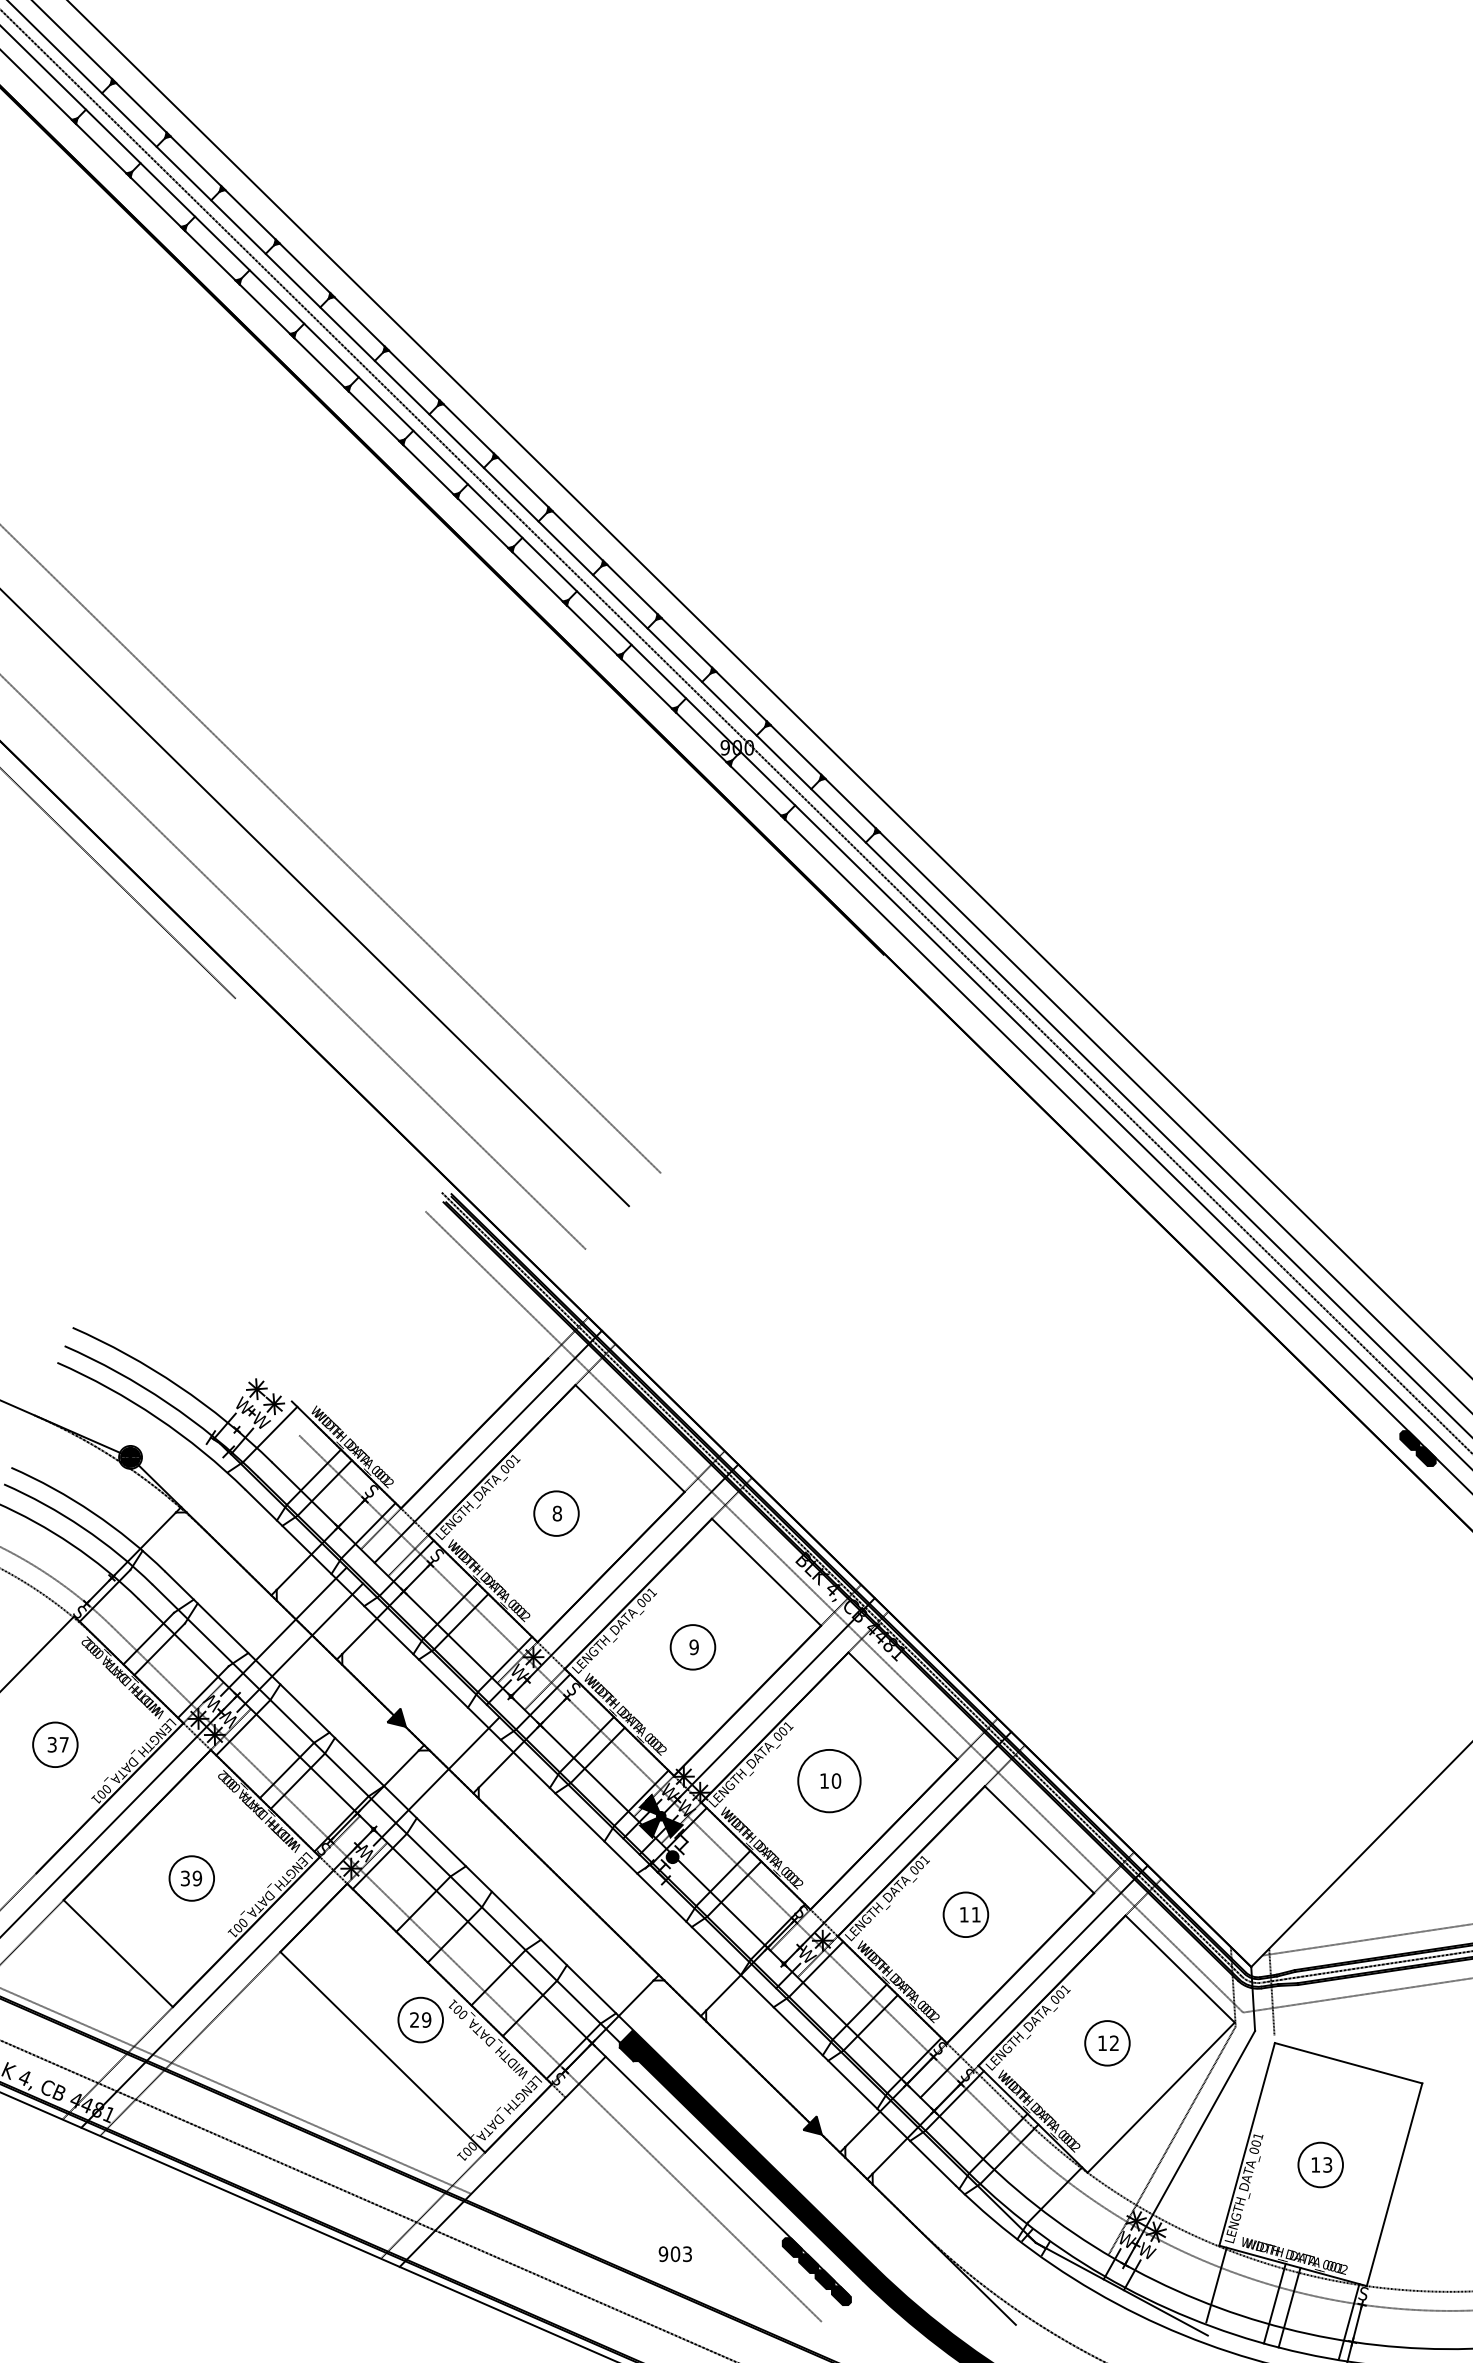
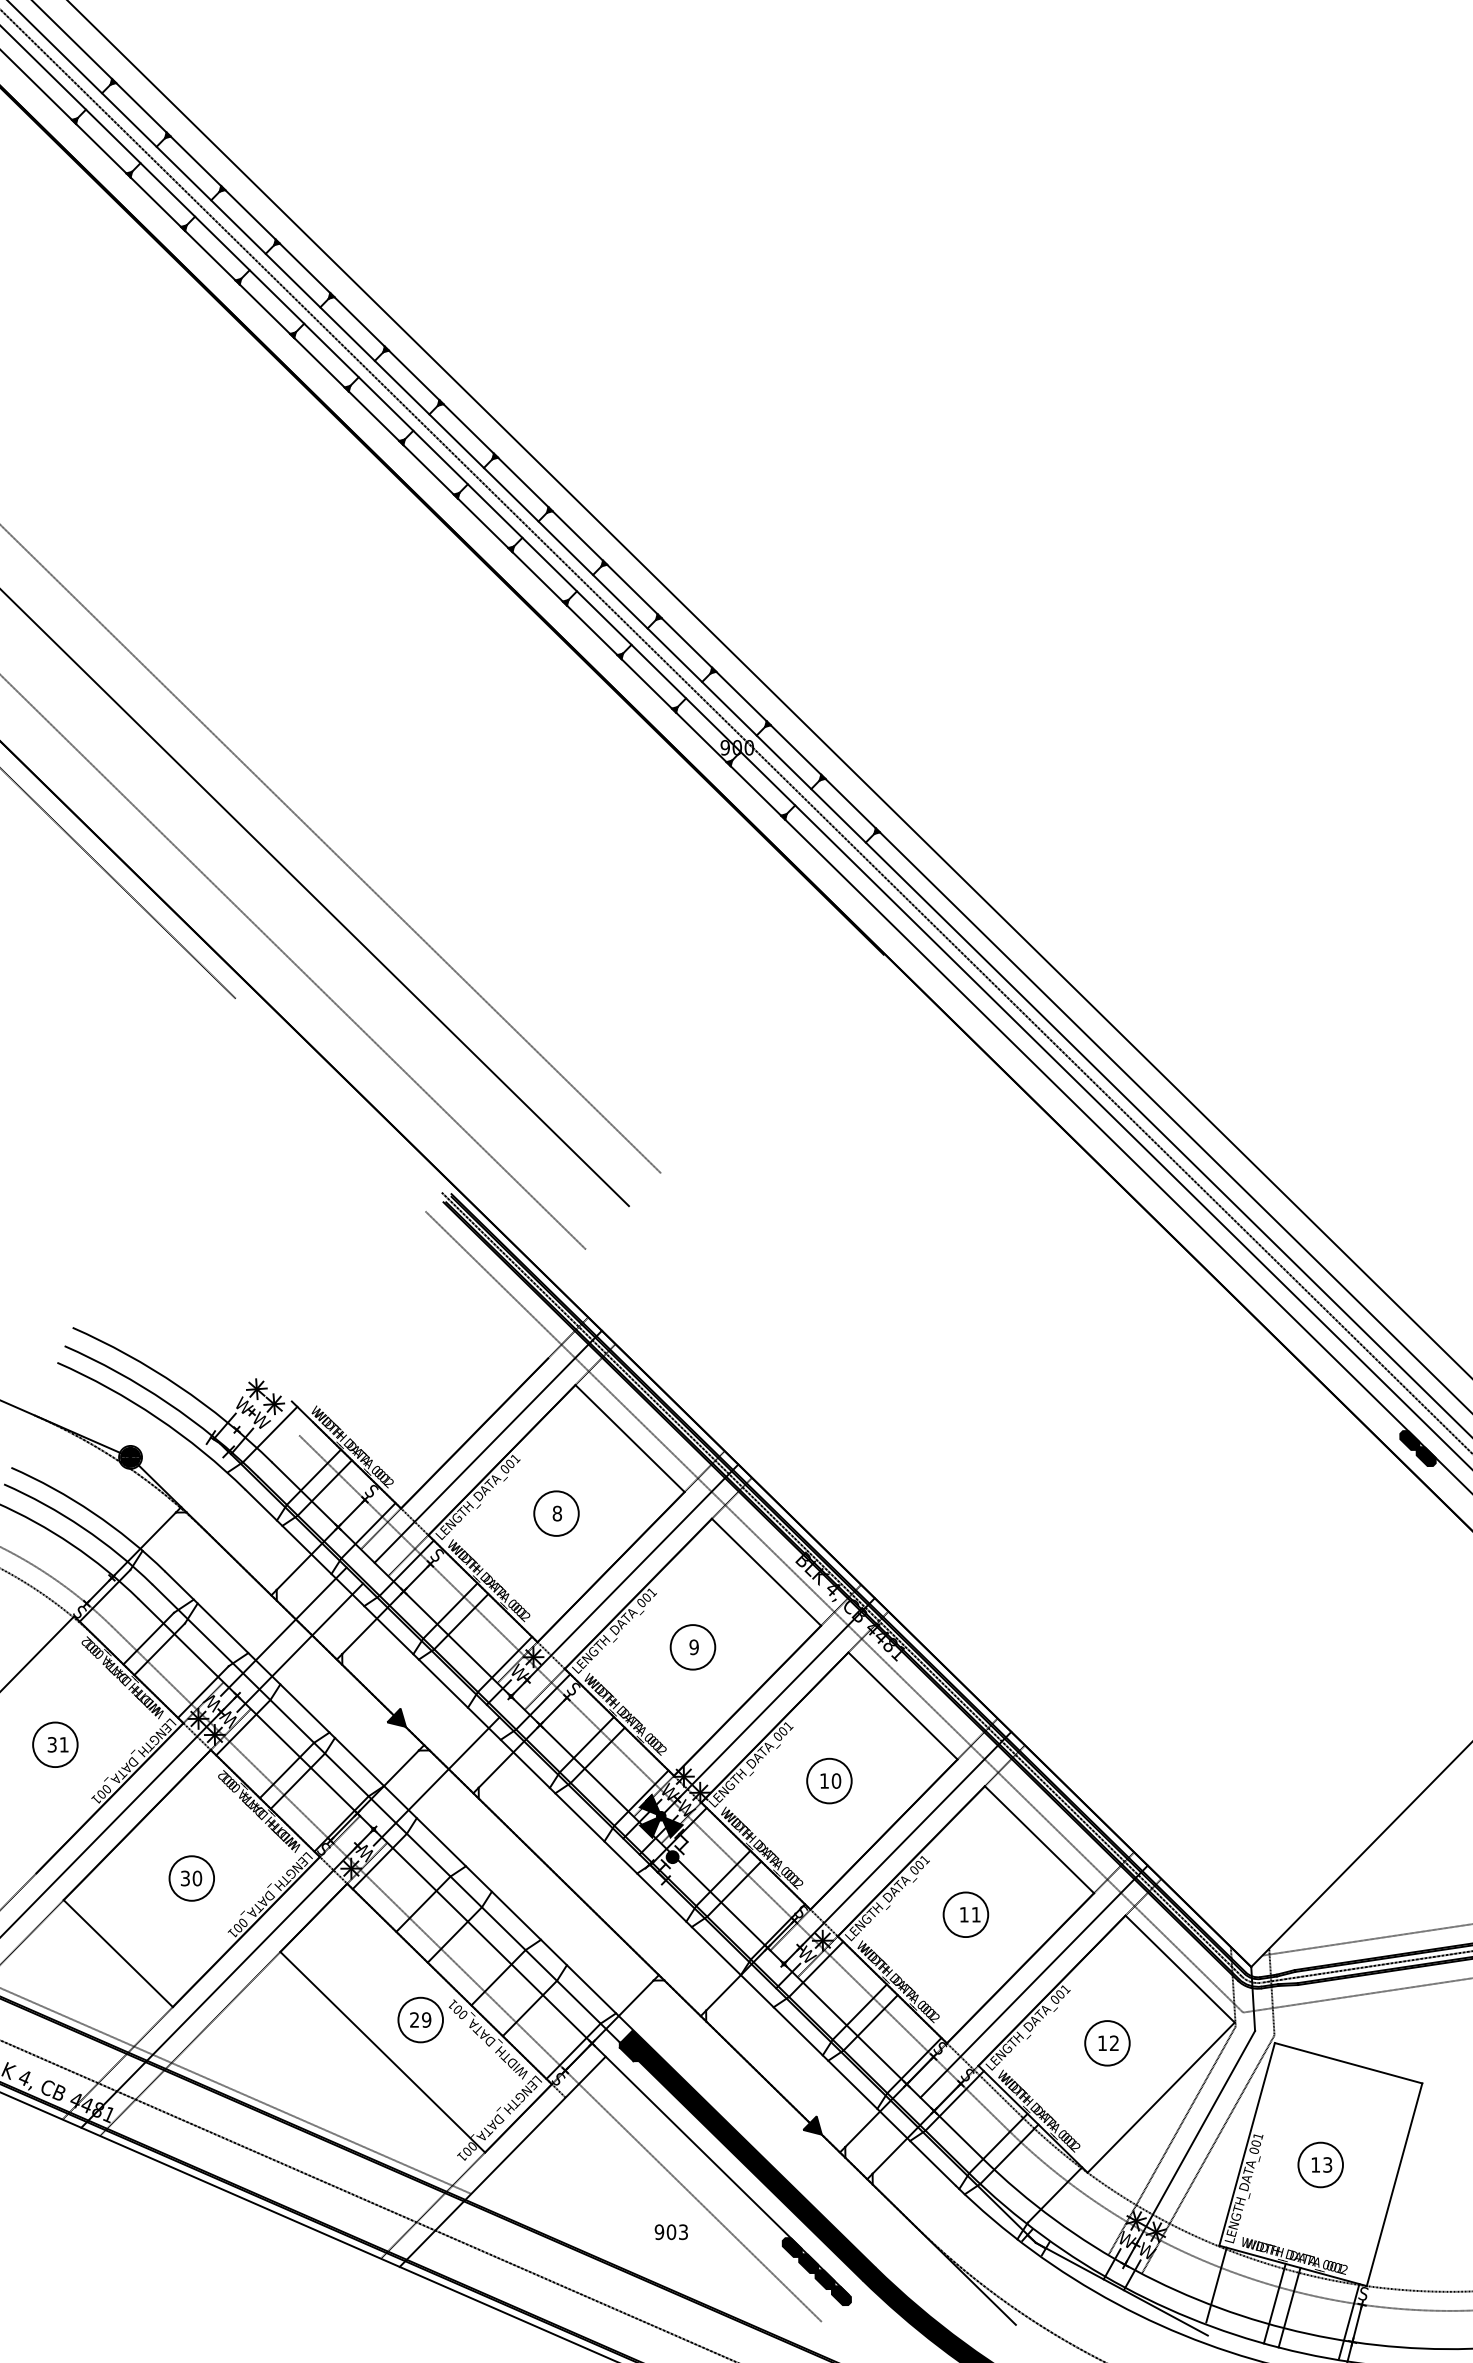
text: 37 -> 31 (63, 1744)
circle diameter: 62 px -> 45 px (829, 1780)
text: 39 -> 30 (196, 1878)
line: none -> present (1207, 2154)
text position: (674, 2254) -> (670, 2232) (670, 2232)
